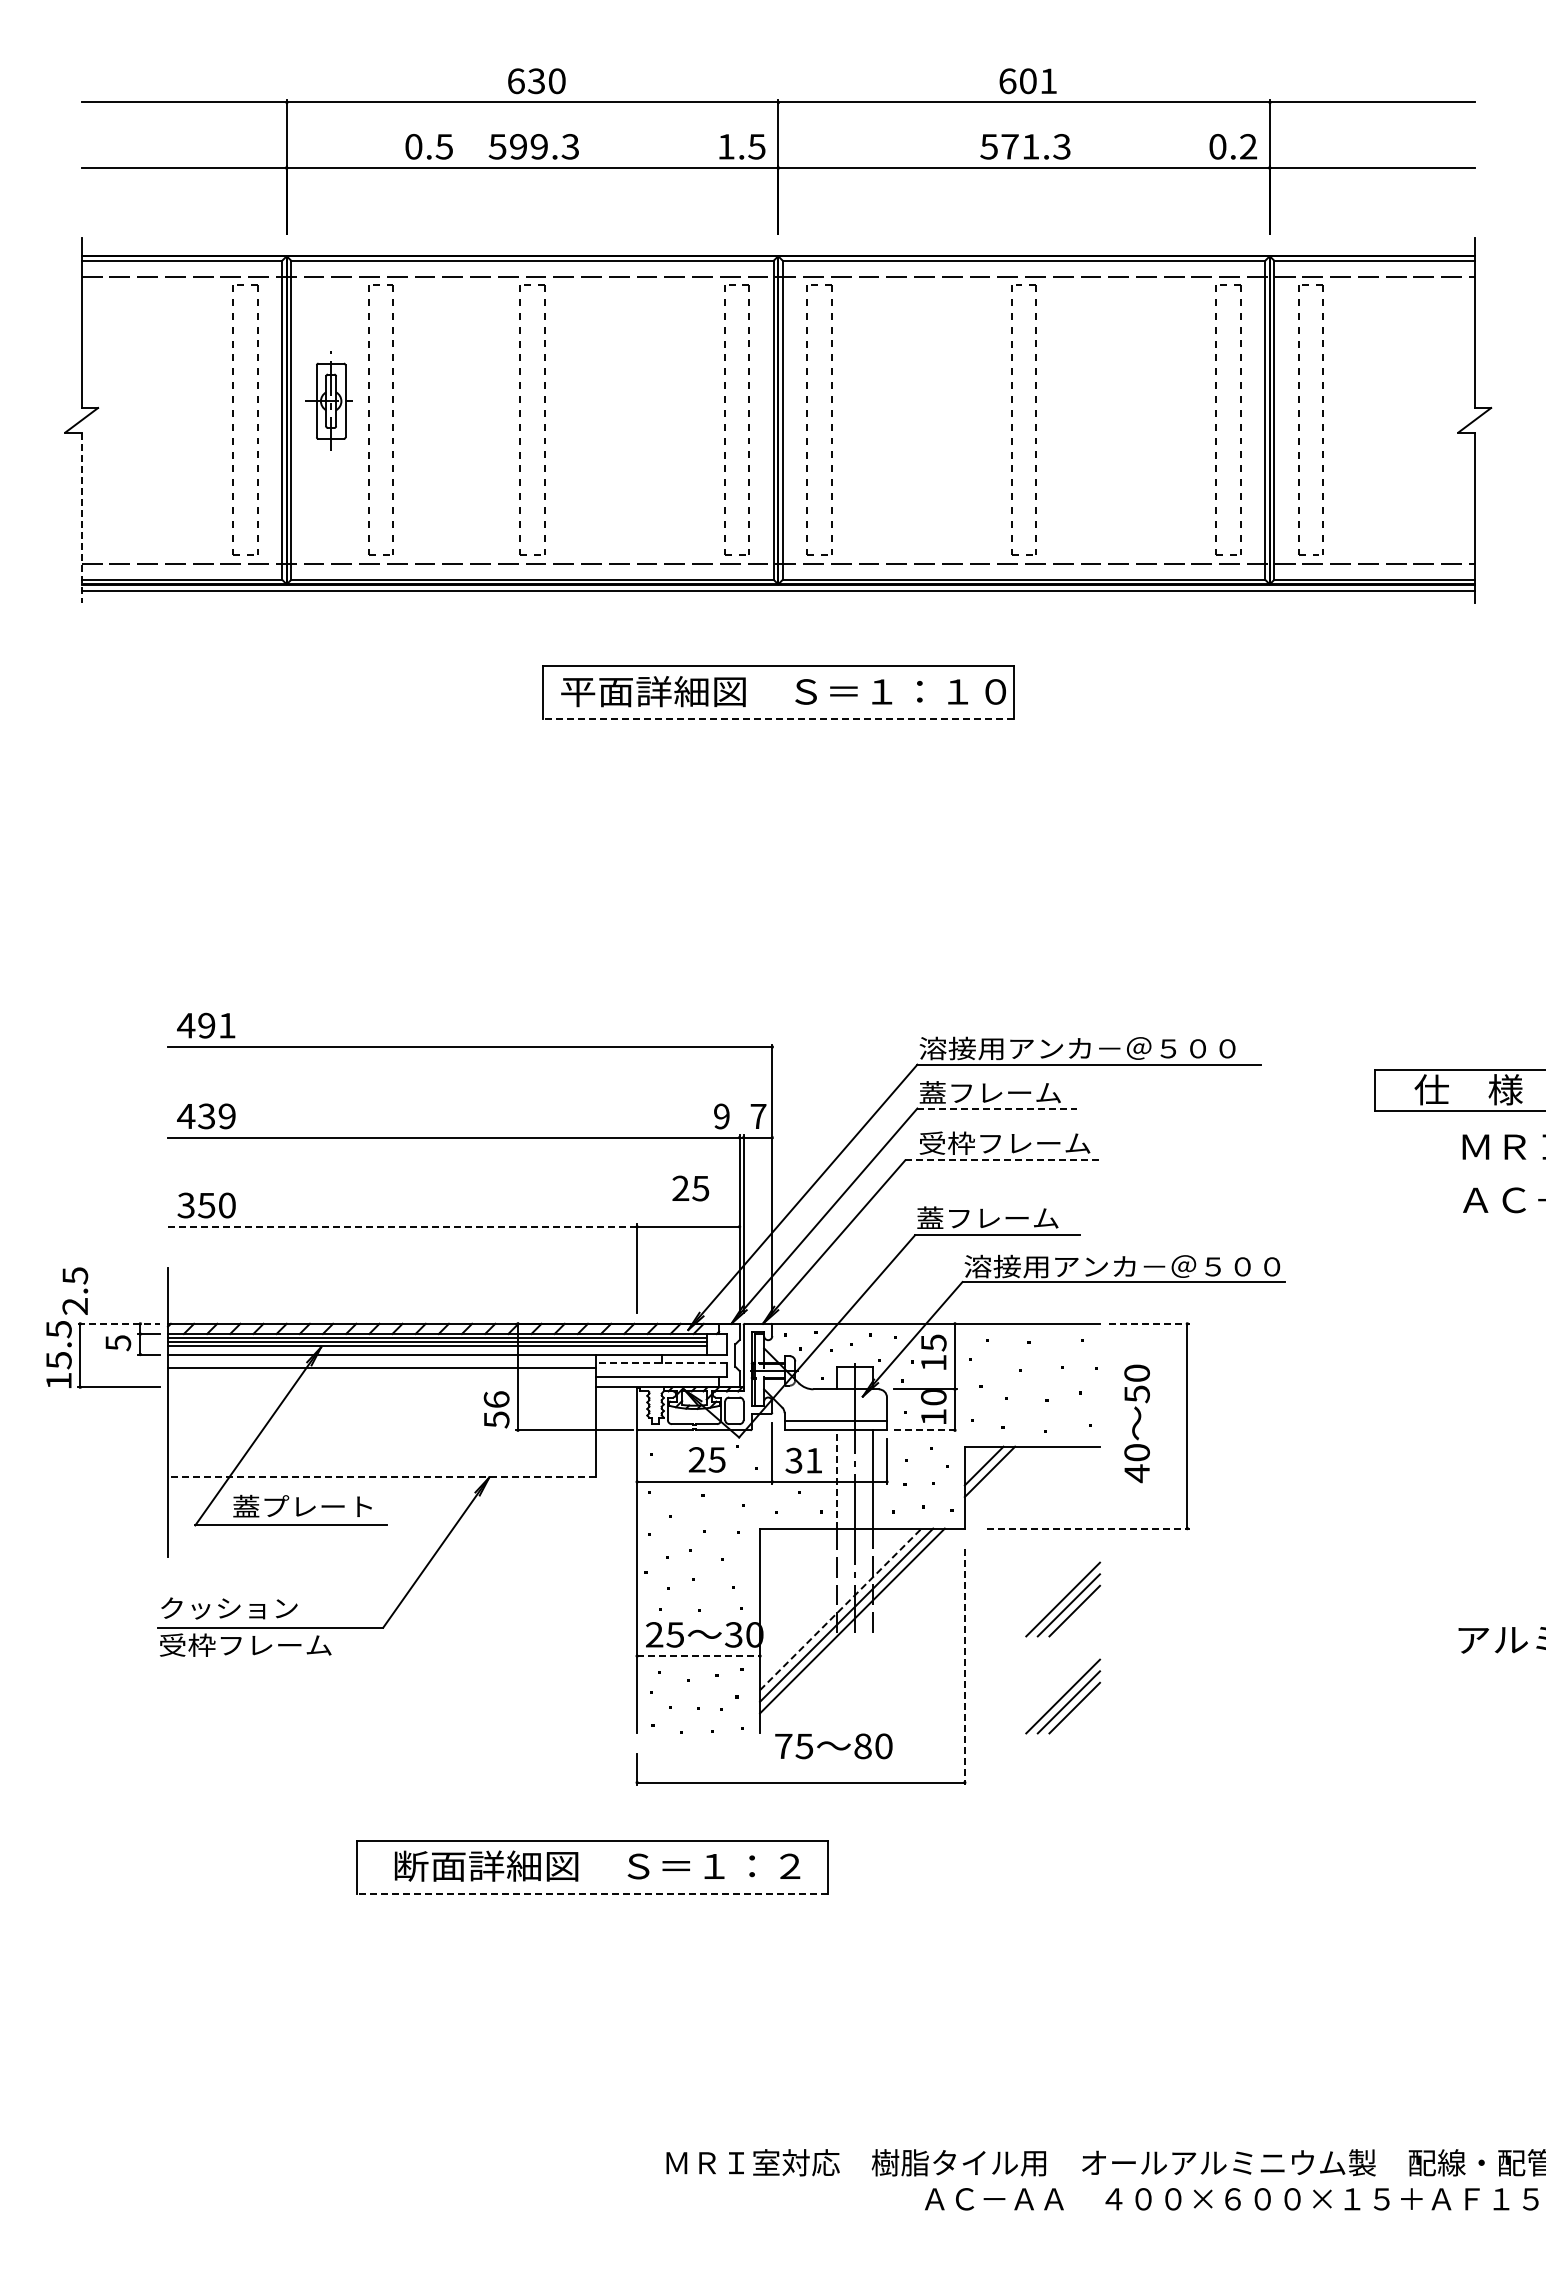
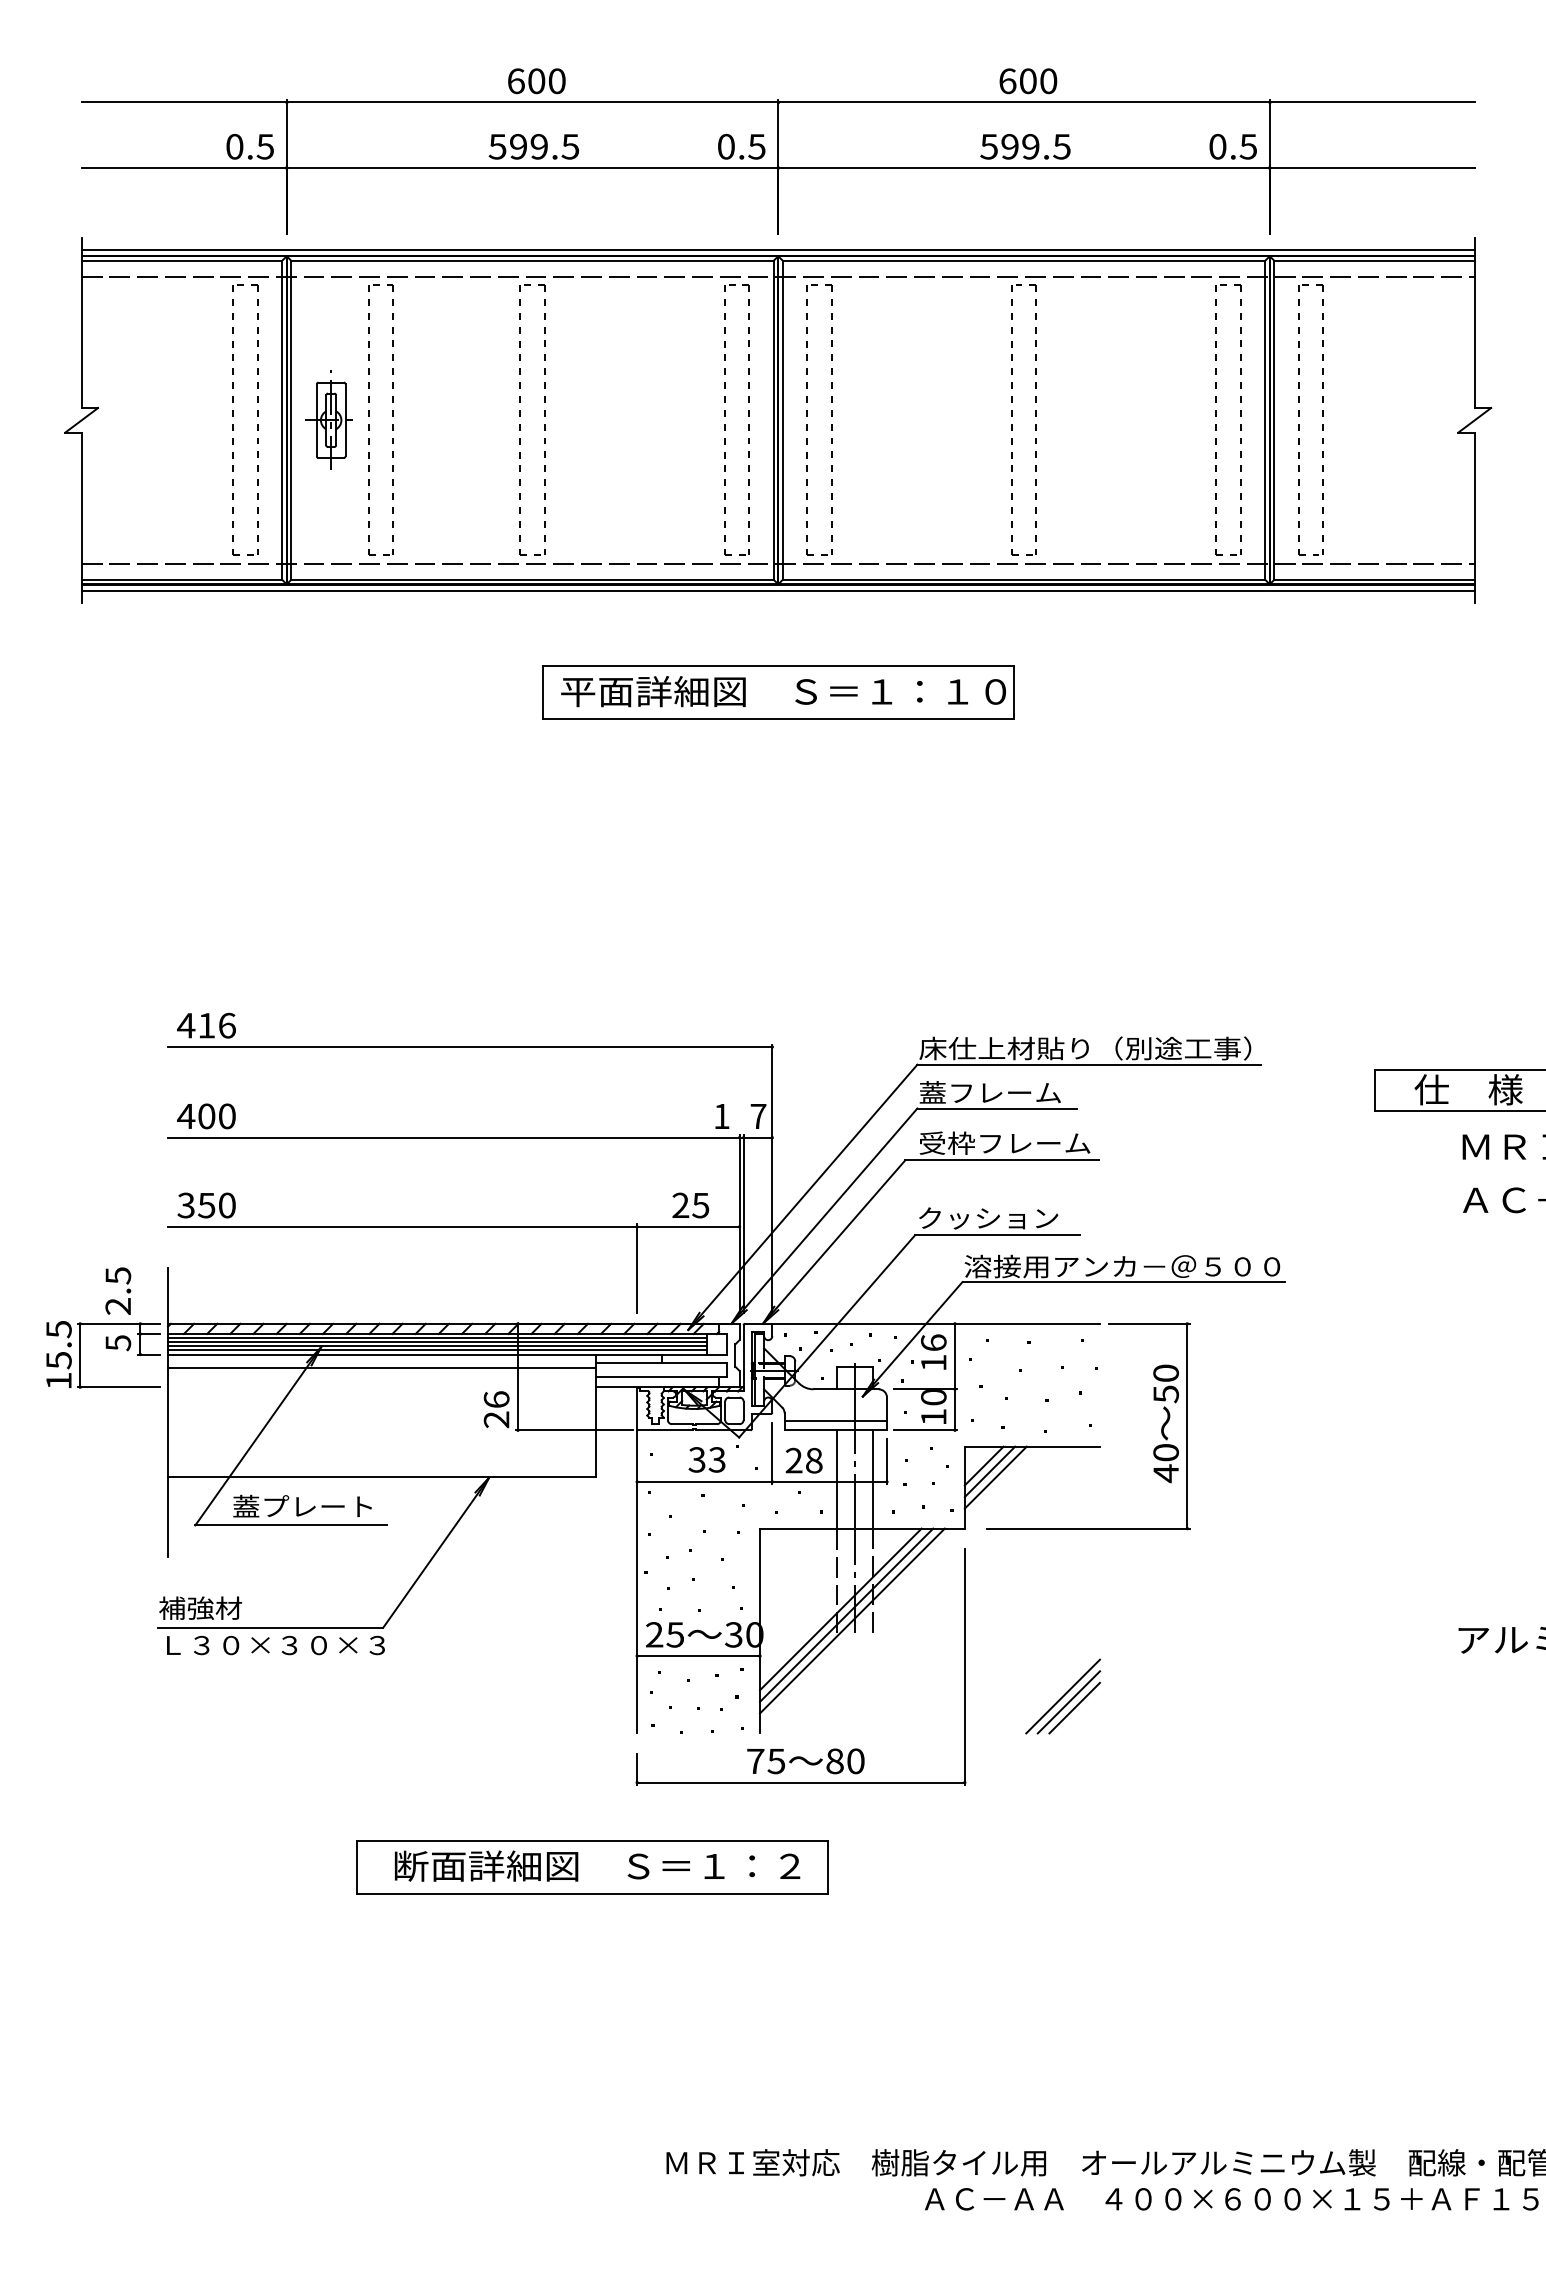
text: 630 -> 600 (536, 81)
text: 601 -> 600 (1048, 81)
text position: (428, 146) -> (249, 146) (249, 146)
text: 599.3 -> 599.5 (570, 146)
text: 1.5 -> 0.5 (726, 146)
text: 571.3 -> 599.5 (1035, 146)
text: 0.2 -> 0.5 (1248, 146)
line: none -> present (777, 249)
part position: (328, 400) -> (328, 419) (328, 419)
line: dashed -> solid (81, 518)
line: dashed -> solid (778, 719)
text: 491 -> 416 (216, 1025)
text: 溶接用アンカ－＠５００ -> 床仕上材貼り（別途工事） (1085, 1048)
line: dashed -> solid (997, 1108)
text: 439 -> 400 (216, 1116)
text: 9 -> 1 (721, 1116)
line: dashed -> solid (1002, 1160)
text position: (690, 1188) -> (690, 1205) (690, 1205)
text: 蓋フレーム -> クッション (987, 1217)
line: dashed -> solid (402, 1226)
text position: (75, 1290) -> (118, 1290) (118, 1290)
line: dashed -> solid (119, 1323)
line: dashed -> solid (1149, 1323)
text: 15 -> 16 (933, 1342)
line: none -> present (436, 1350)
line: dashed -> solid (661, 1362)
text: 56 -> 26 (496, 1419)
text position: (1136, 1423) -> (1165, 1423) (1165, 1423)
line: dashed -> solid (925, 1430)
text: 25 -> 33 (706, 1459)
text: 31 -> 28 (803, 1460)
line: dashed -> solid (381, 1477)
line: none -> present (995, 1477)
line: dashed -> solid (836, 1478)
line: dashed -> solid (1088, 1528)
part: present -> none (1063, 1599)
text: クッション -> 補強材 (228, 1607)
line: dashed -> solid (841, 1609)
text: 受枠フレーム -> Ｌ３０×３０×３ (272, 1644)
line: dashed -> solid (699, 1656)
line: dashed -> solid (964, 1667)
text position: (833, 1746) -> (805, 1761) (805, 1761)
line: dashed -> solid (592, 1893)
